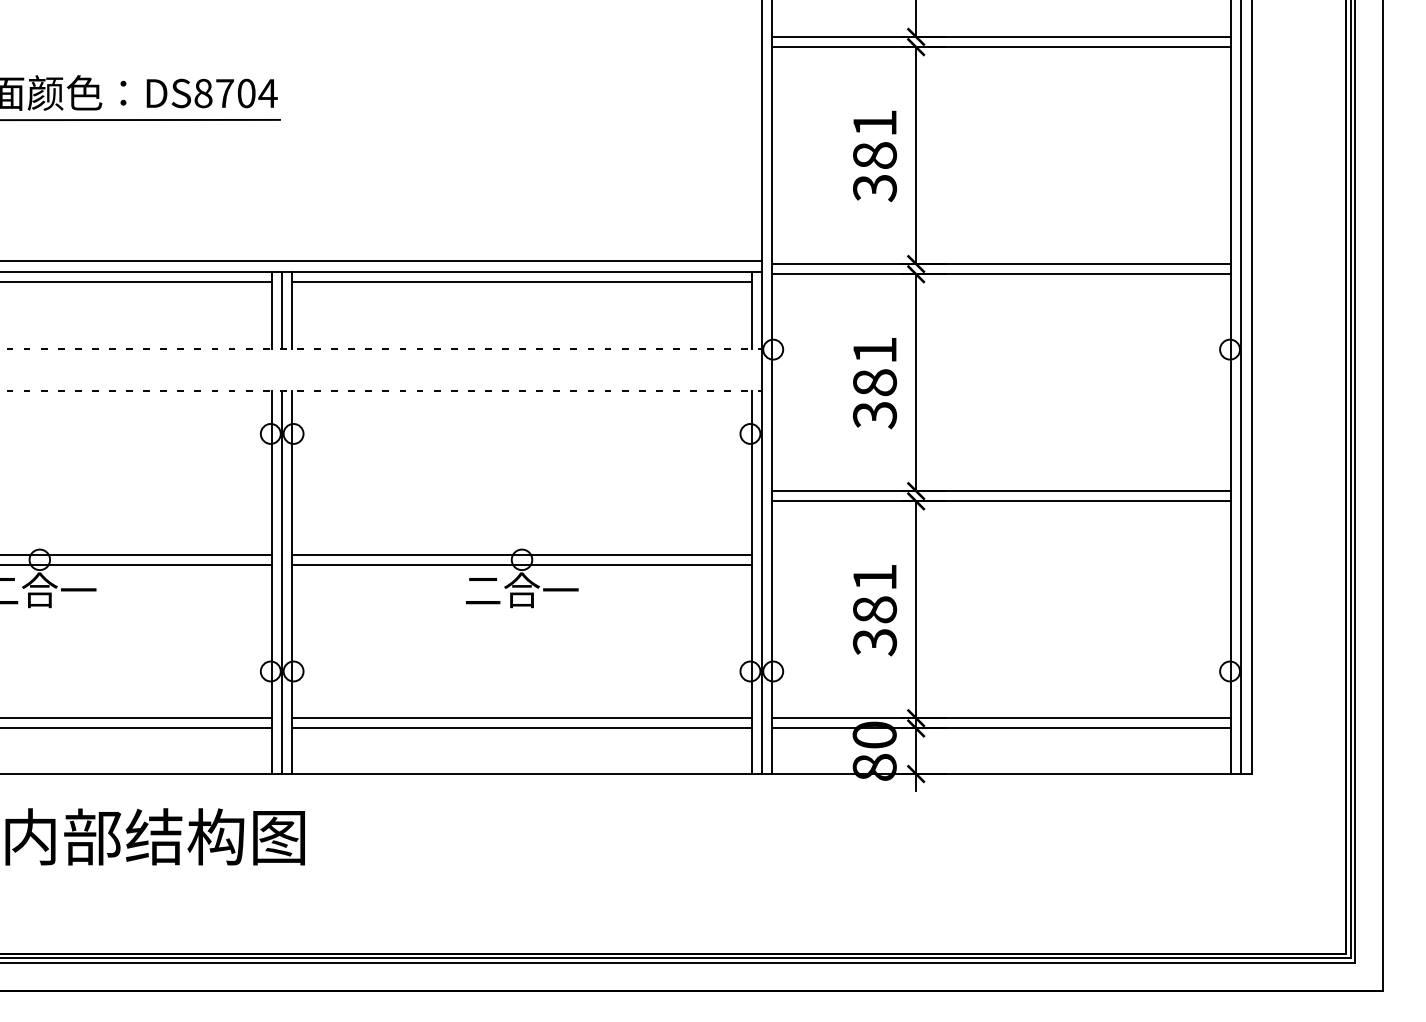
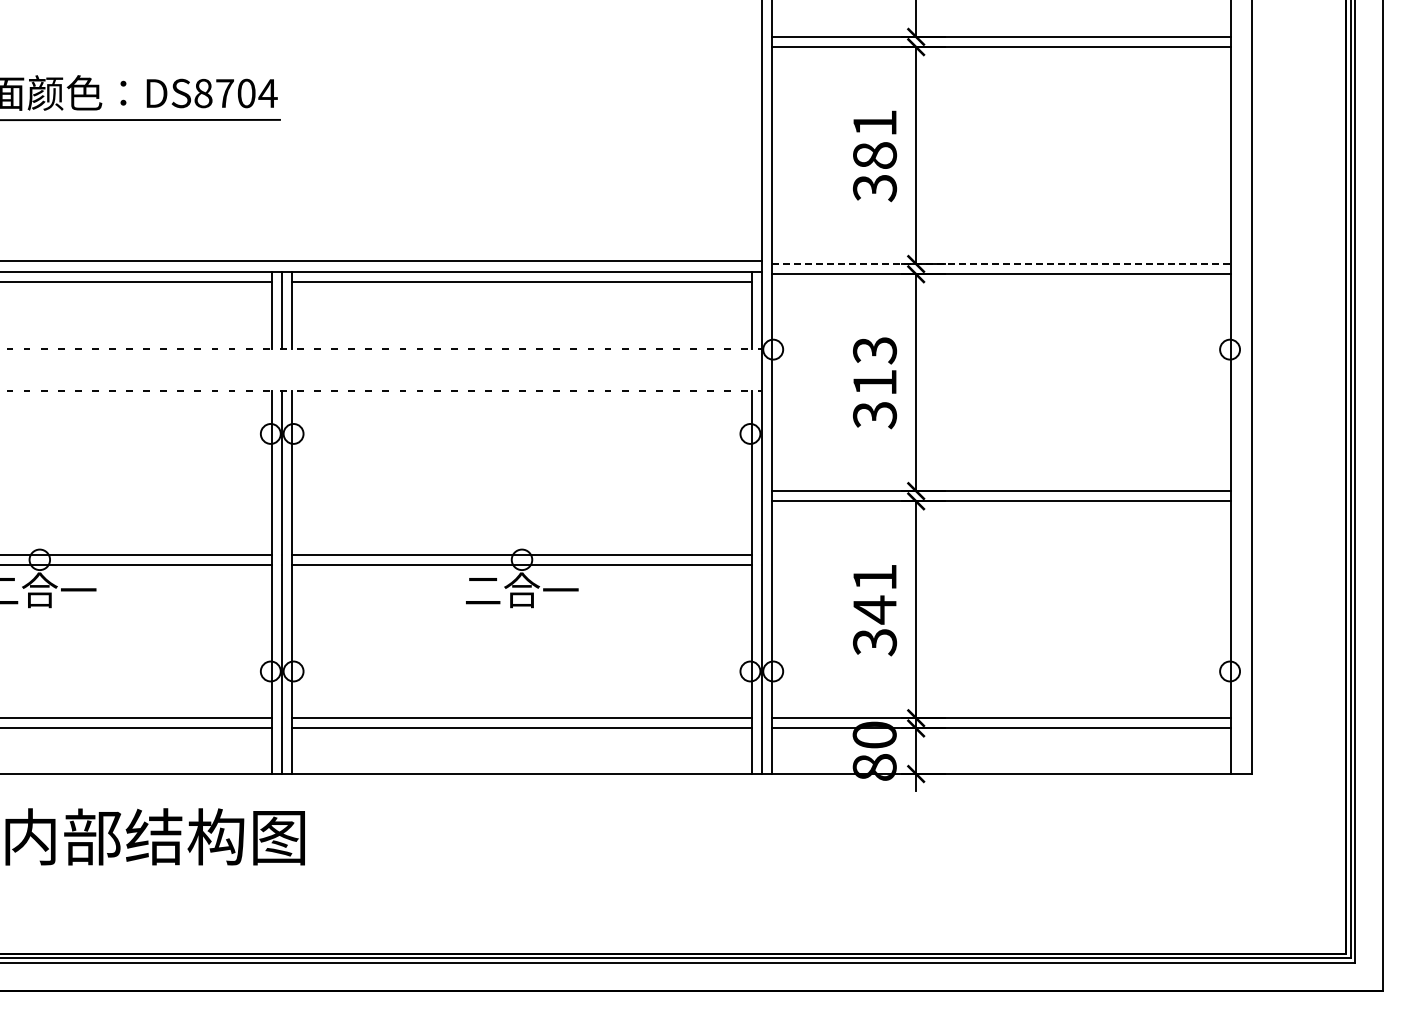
line: solid -> dashed (1001, 264)
text: 381 -> 313 (875, 366)
line: present -> none (1241, 388)
text: 381 -> 341 (875, 609)
